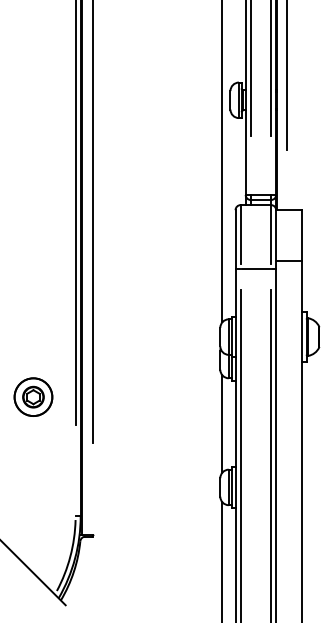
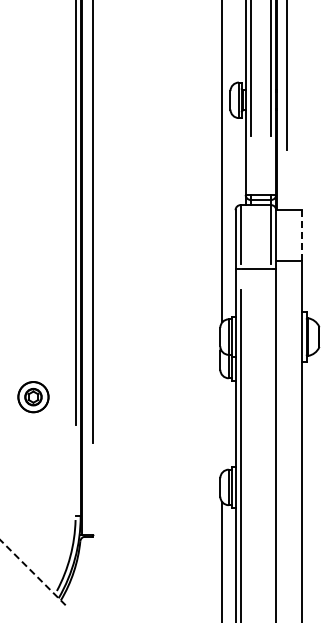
line: solid -> dashed (301, 236)
part size: 41x40 px -> 33x33 px (33, 397)
line: present -> none (222, 423)
line: present -> none (271, 454)
line: solid -> dashed (33, 572)
